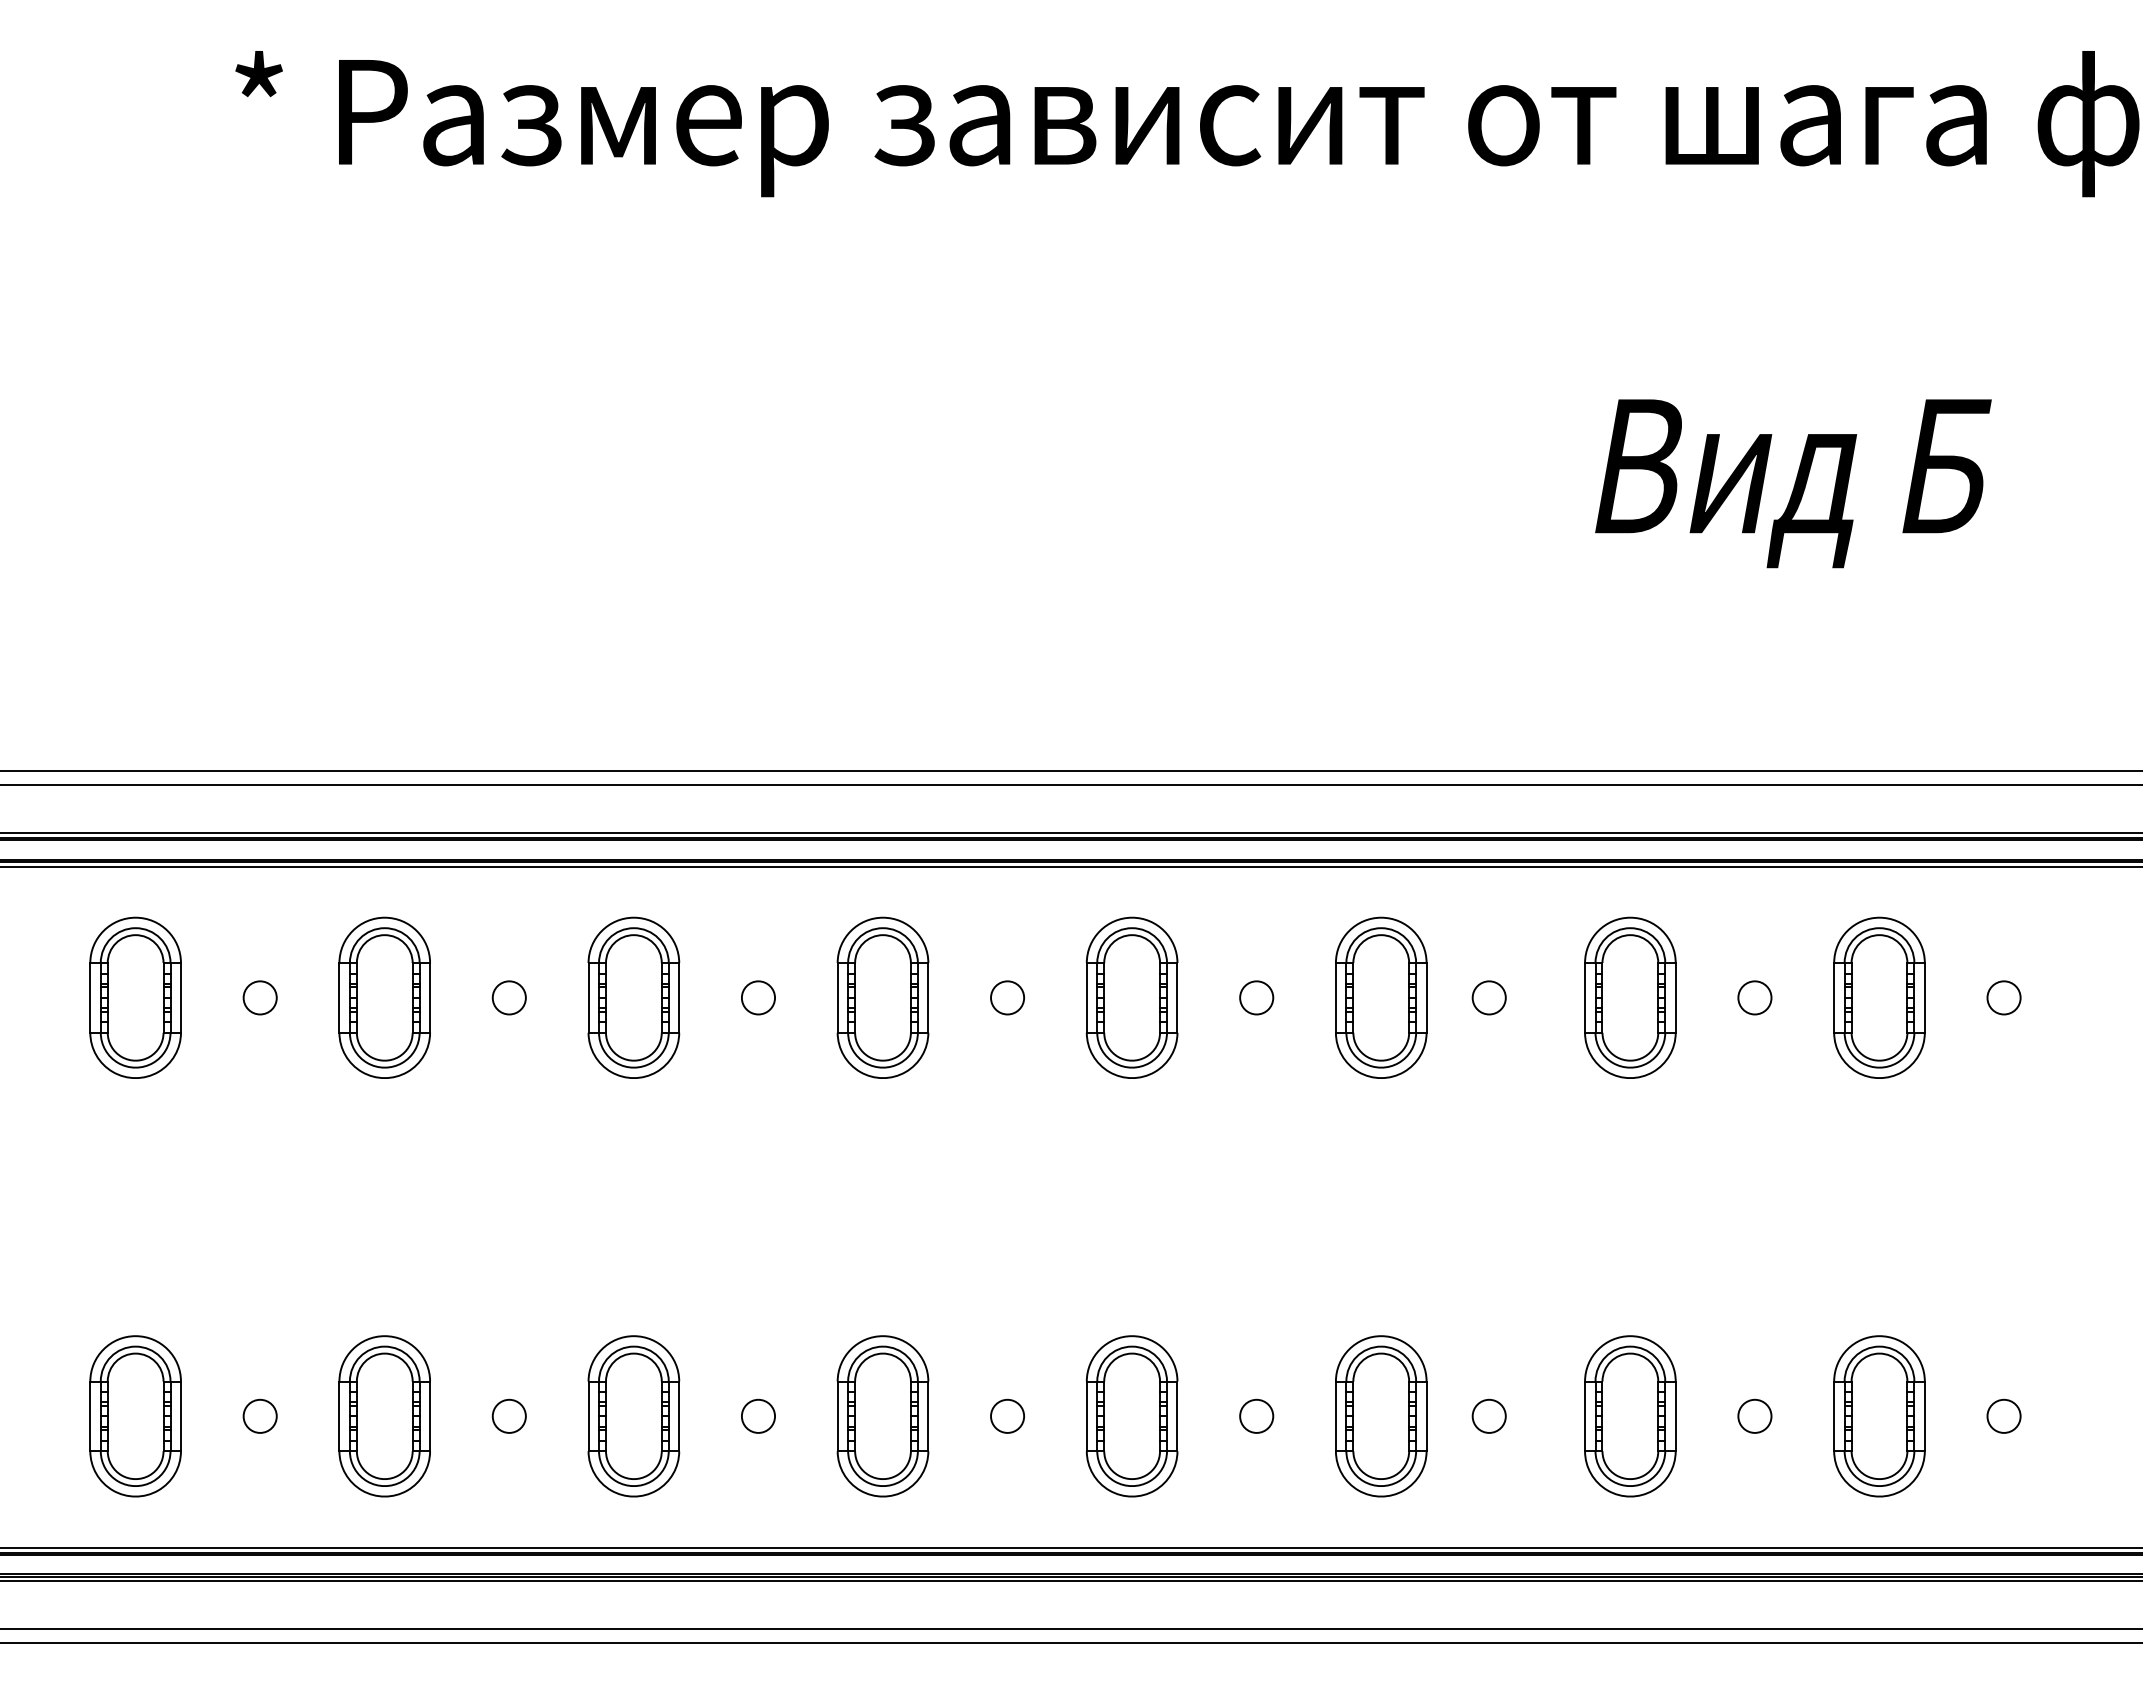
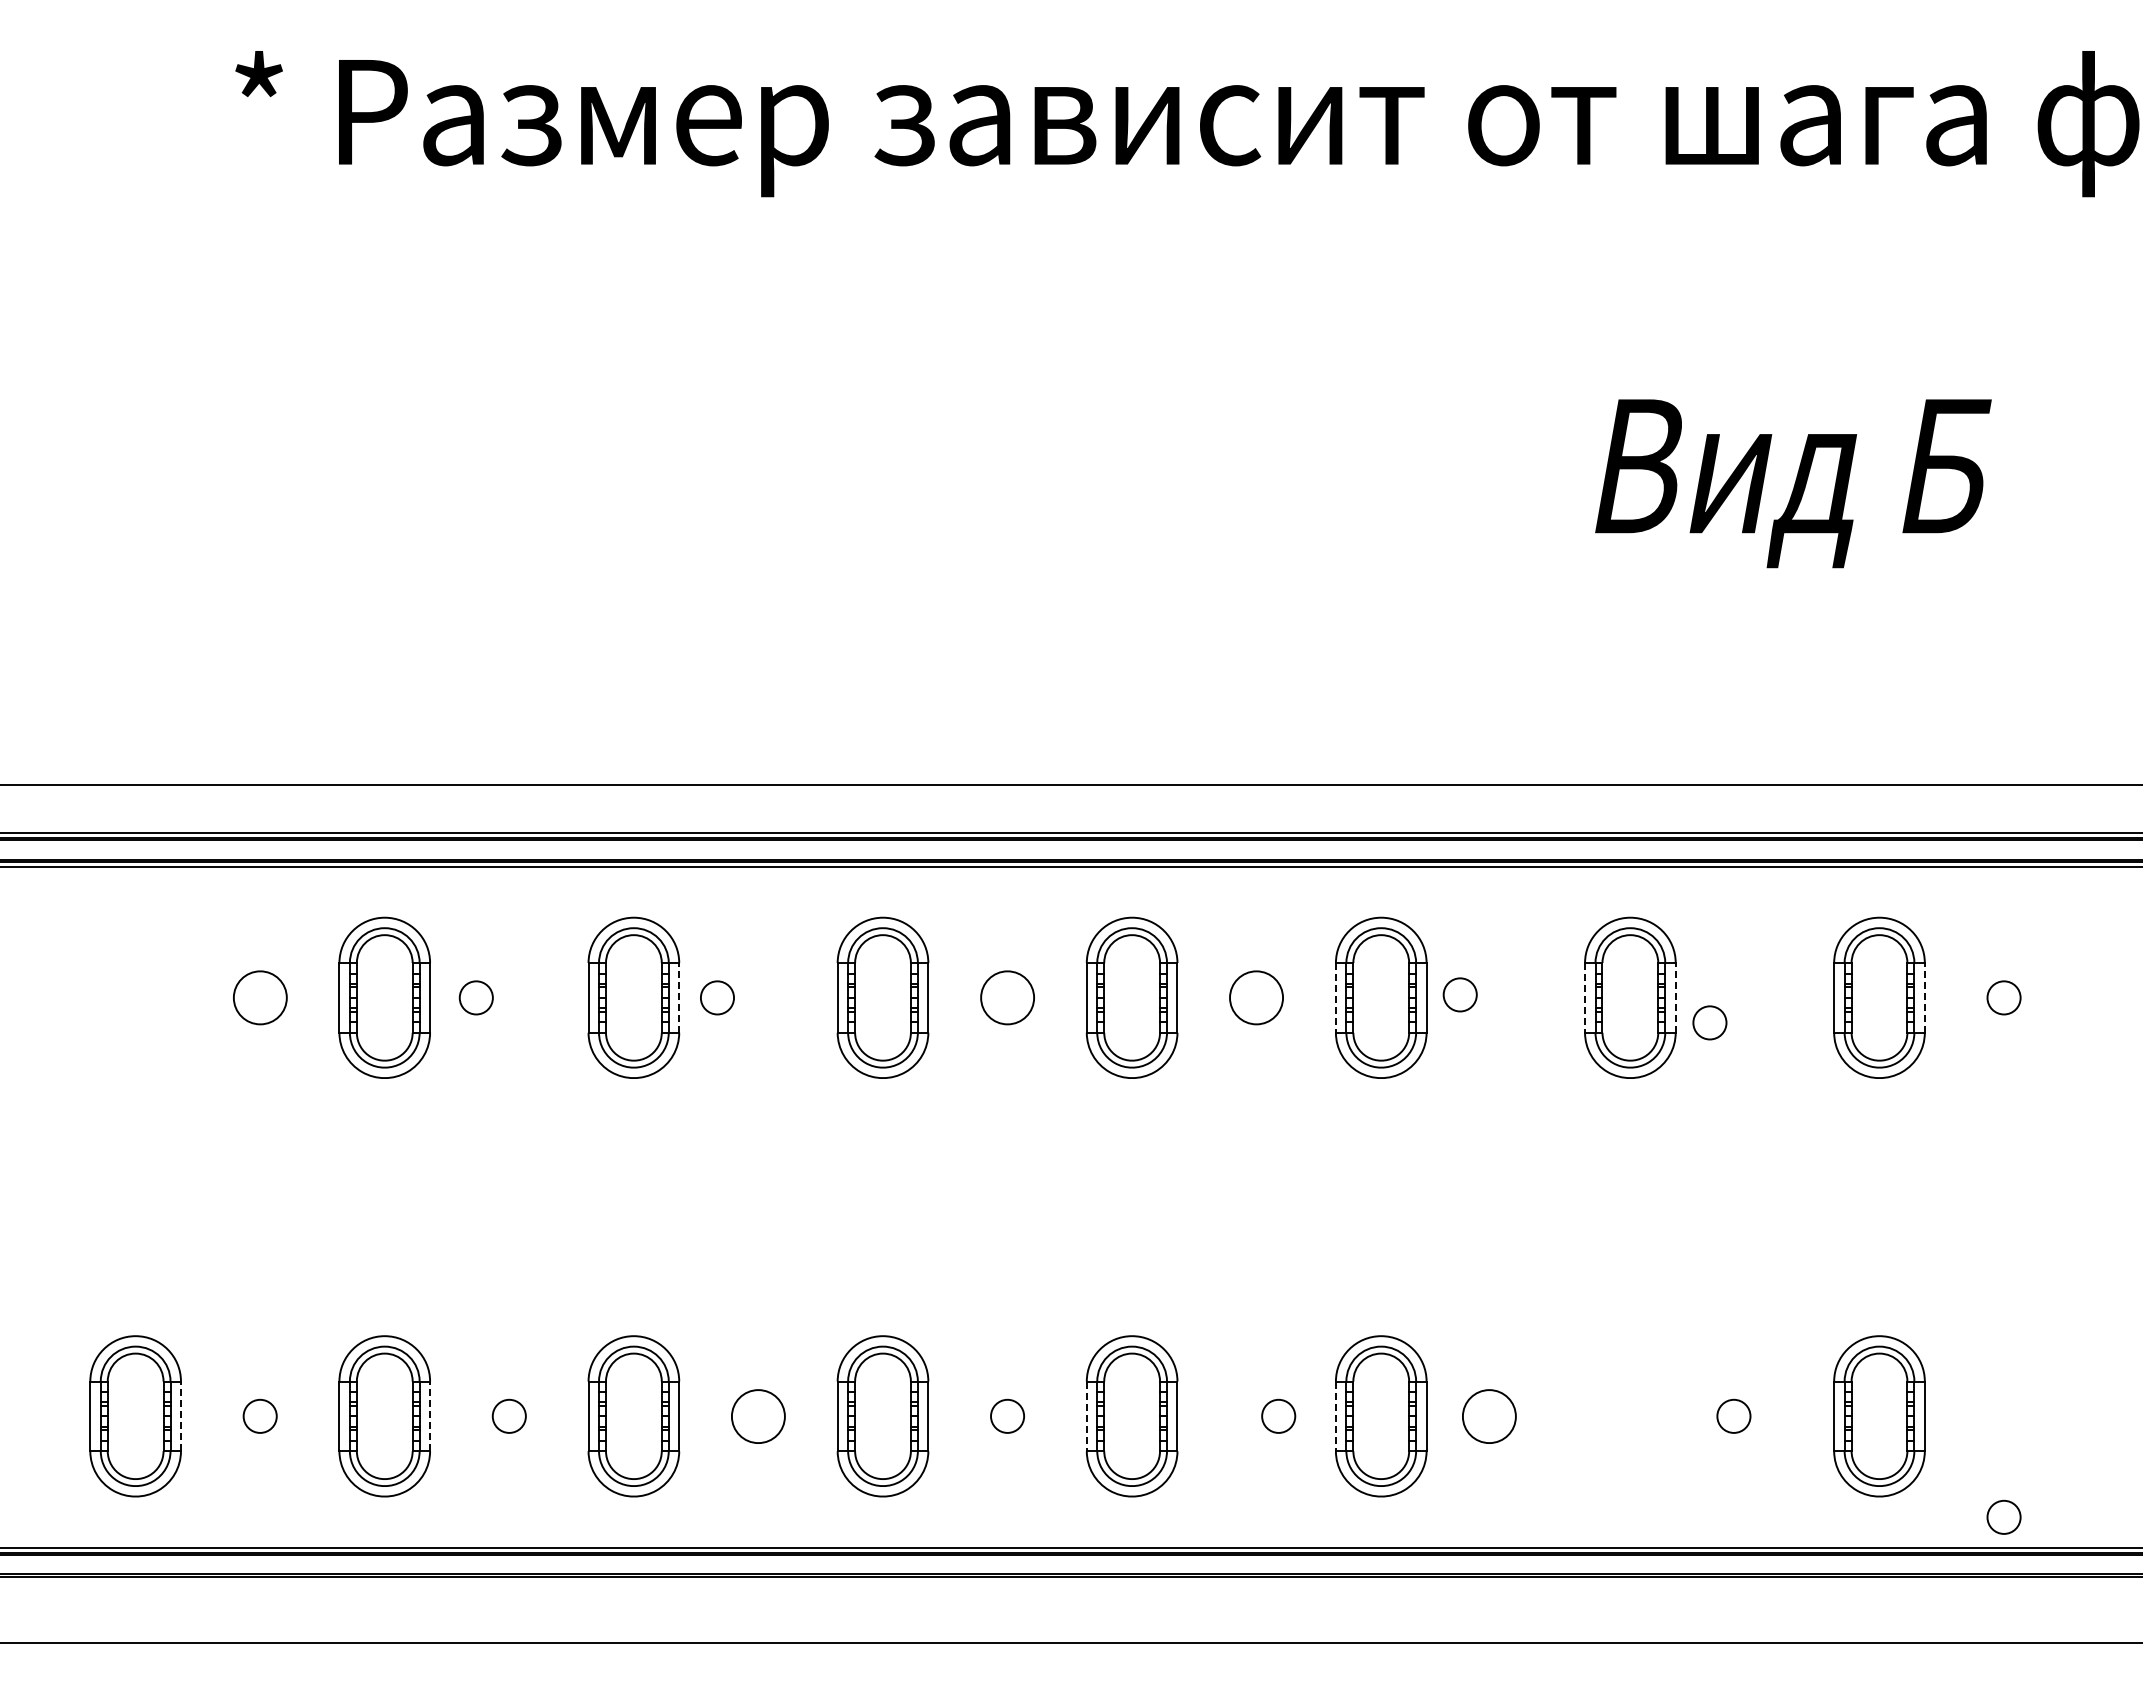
line: present -> none (1070, 771)
part: present -> none (135, 997)
circle size: 36x36 px -> 55x56 px (260, 997)
circle position: (508, 997) -> (475, 997) (475, 997)
line: solid -> dashed (679, 997)
circle position: (758, 997) -> (717, 997) (717, 997)
circle size: 35x36 px -> 55x56 px (1007, 997)
circle size: 36x36 px -> 55x56 px (1256, 997)
line: solid -> dashed (1335, 997)
circle position: (1488, 997) -> (1459, 994) (1459, 994)
line: solid -> dashed (1585, 997)
line: solid -> dashed (1675, 997)
circle position: (1754, 997) -> (1709, 1022) (1709, 1022)
line: solid -> dashed (1924, 997)
circle size: 35x36 px -> 55x55 px (758, 1416)
circle position: (1256, 1415) -> (1278, 1415) (1278, 1415)
circle size: 36x36 px -> 55x55 px (1489, 1416)
circle position: (1754, 1415) -> (1733, 1415) (1733, 1415)
circle position: (2003, 1415) -> (2003, 1516) (2003, 1516)
line: solid -> dashed (180, 1416)
line: solid -> dashed (430, 1416)
line: solid -> dashed (1086, 1416)
line: solid -> dashed (1335, 1416)
part: present -> none (1630, 1416)
line: present -> none (1070, 1581)
line: present -> none (1070, 1629)
